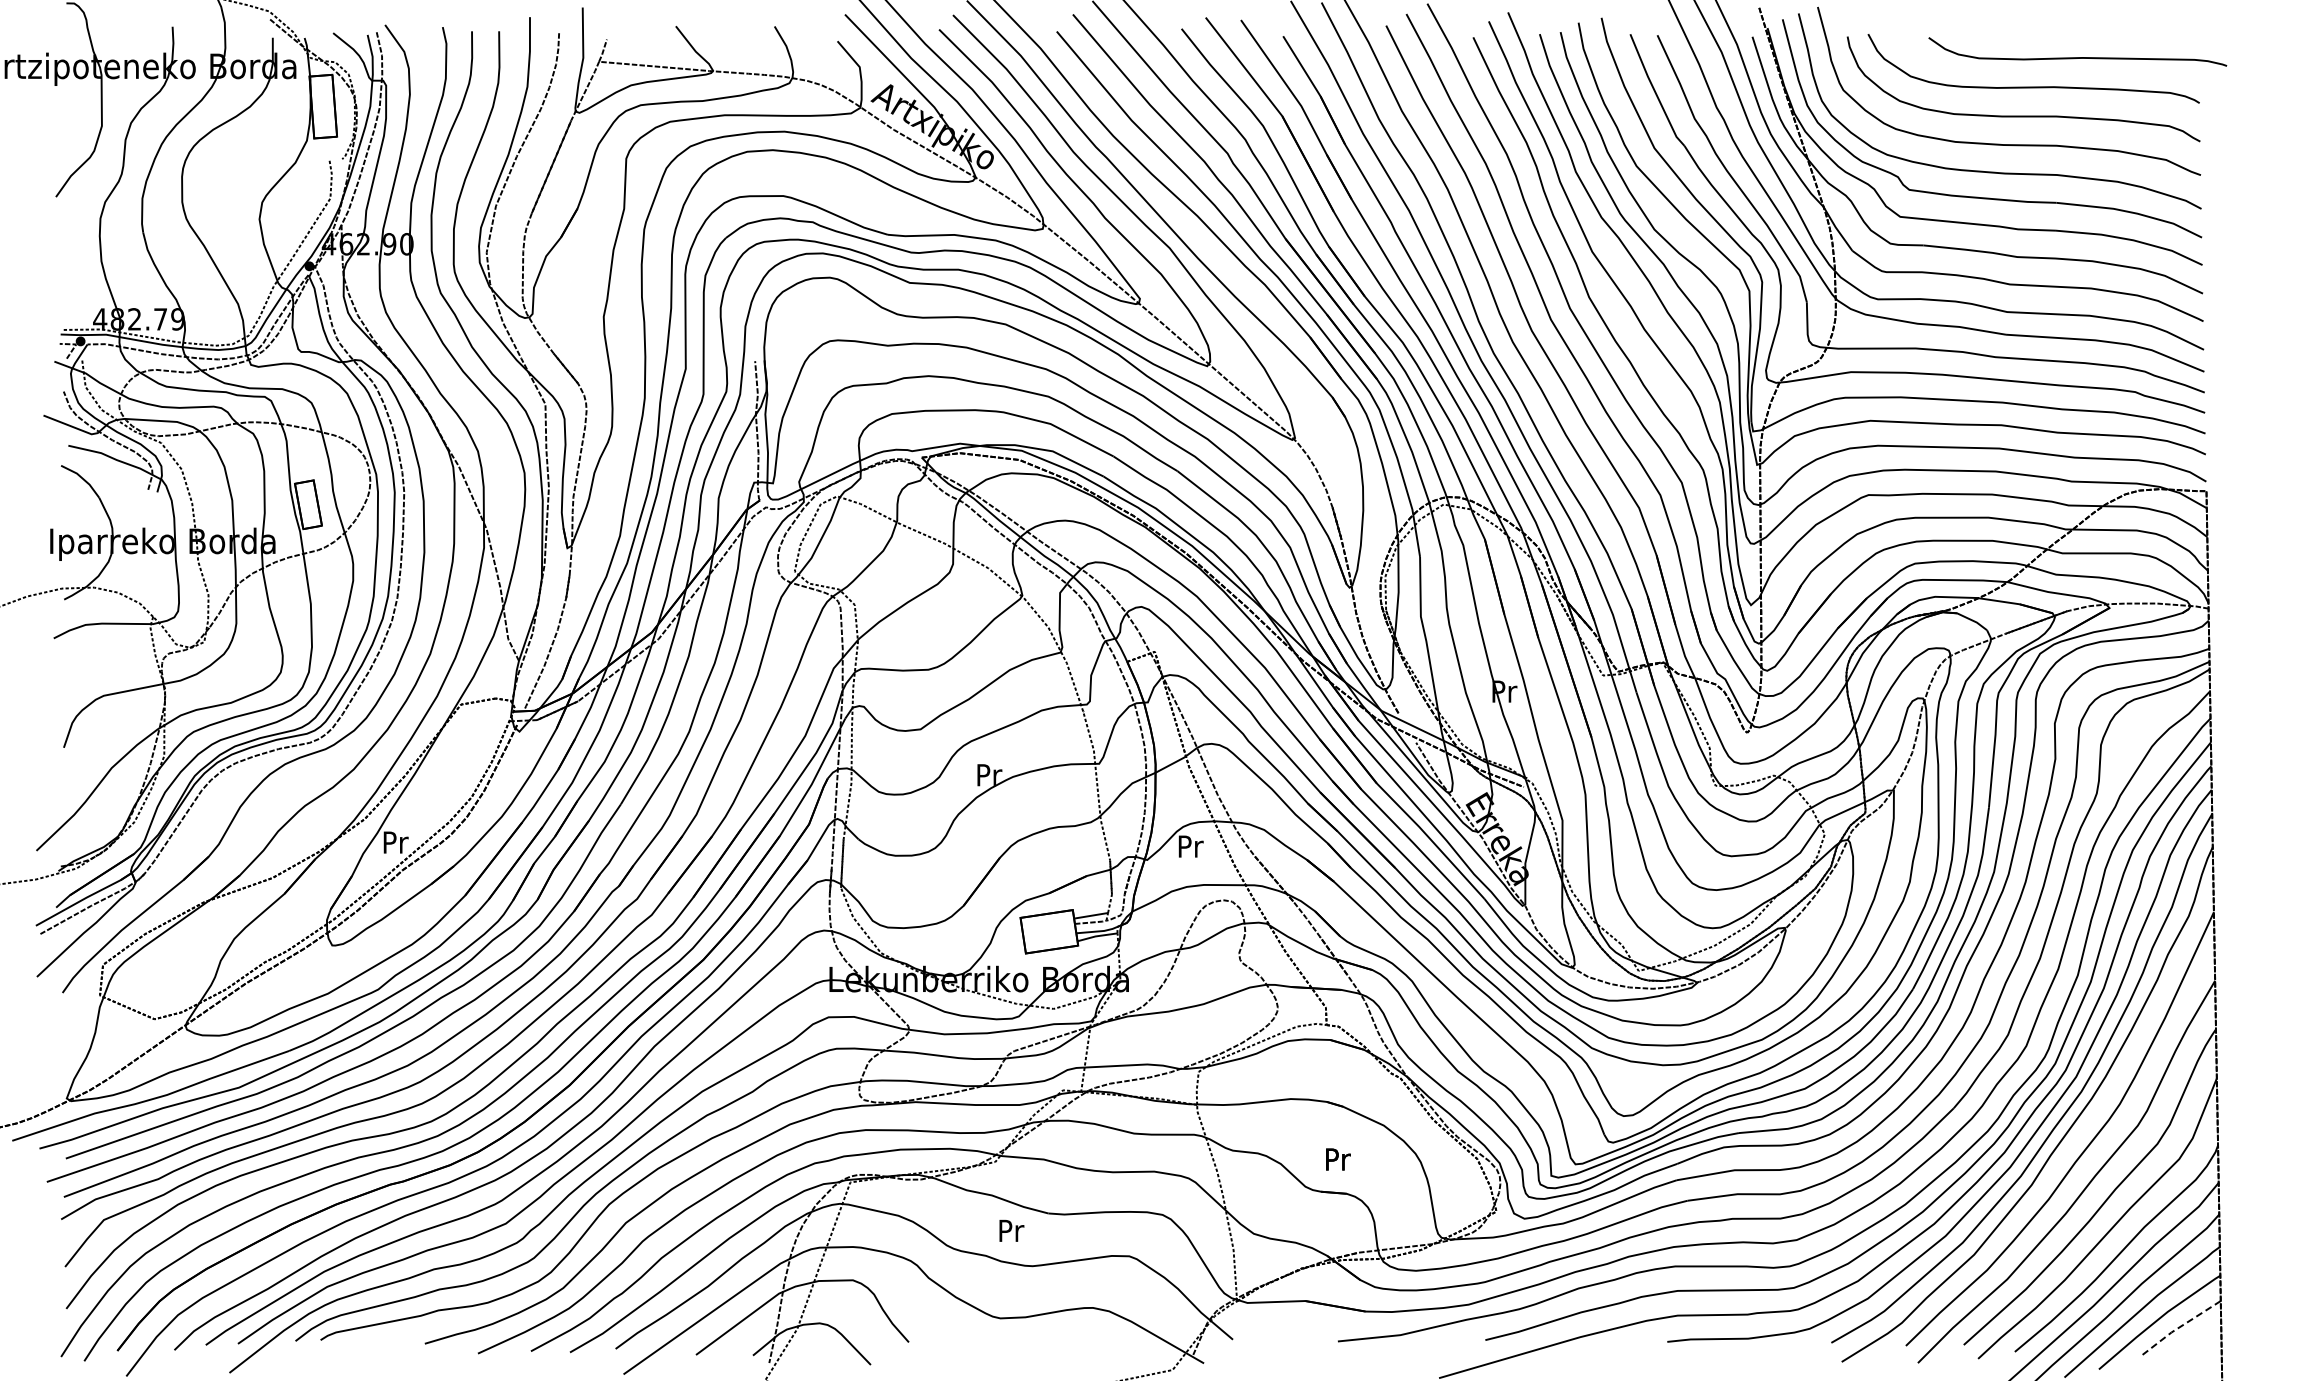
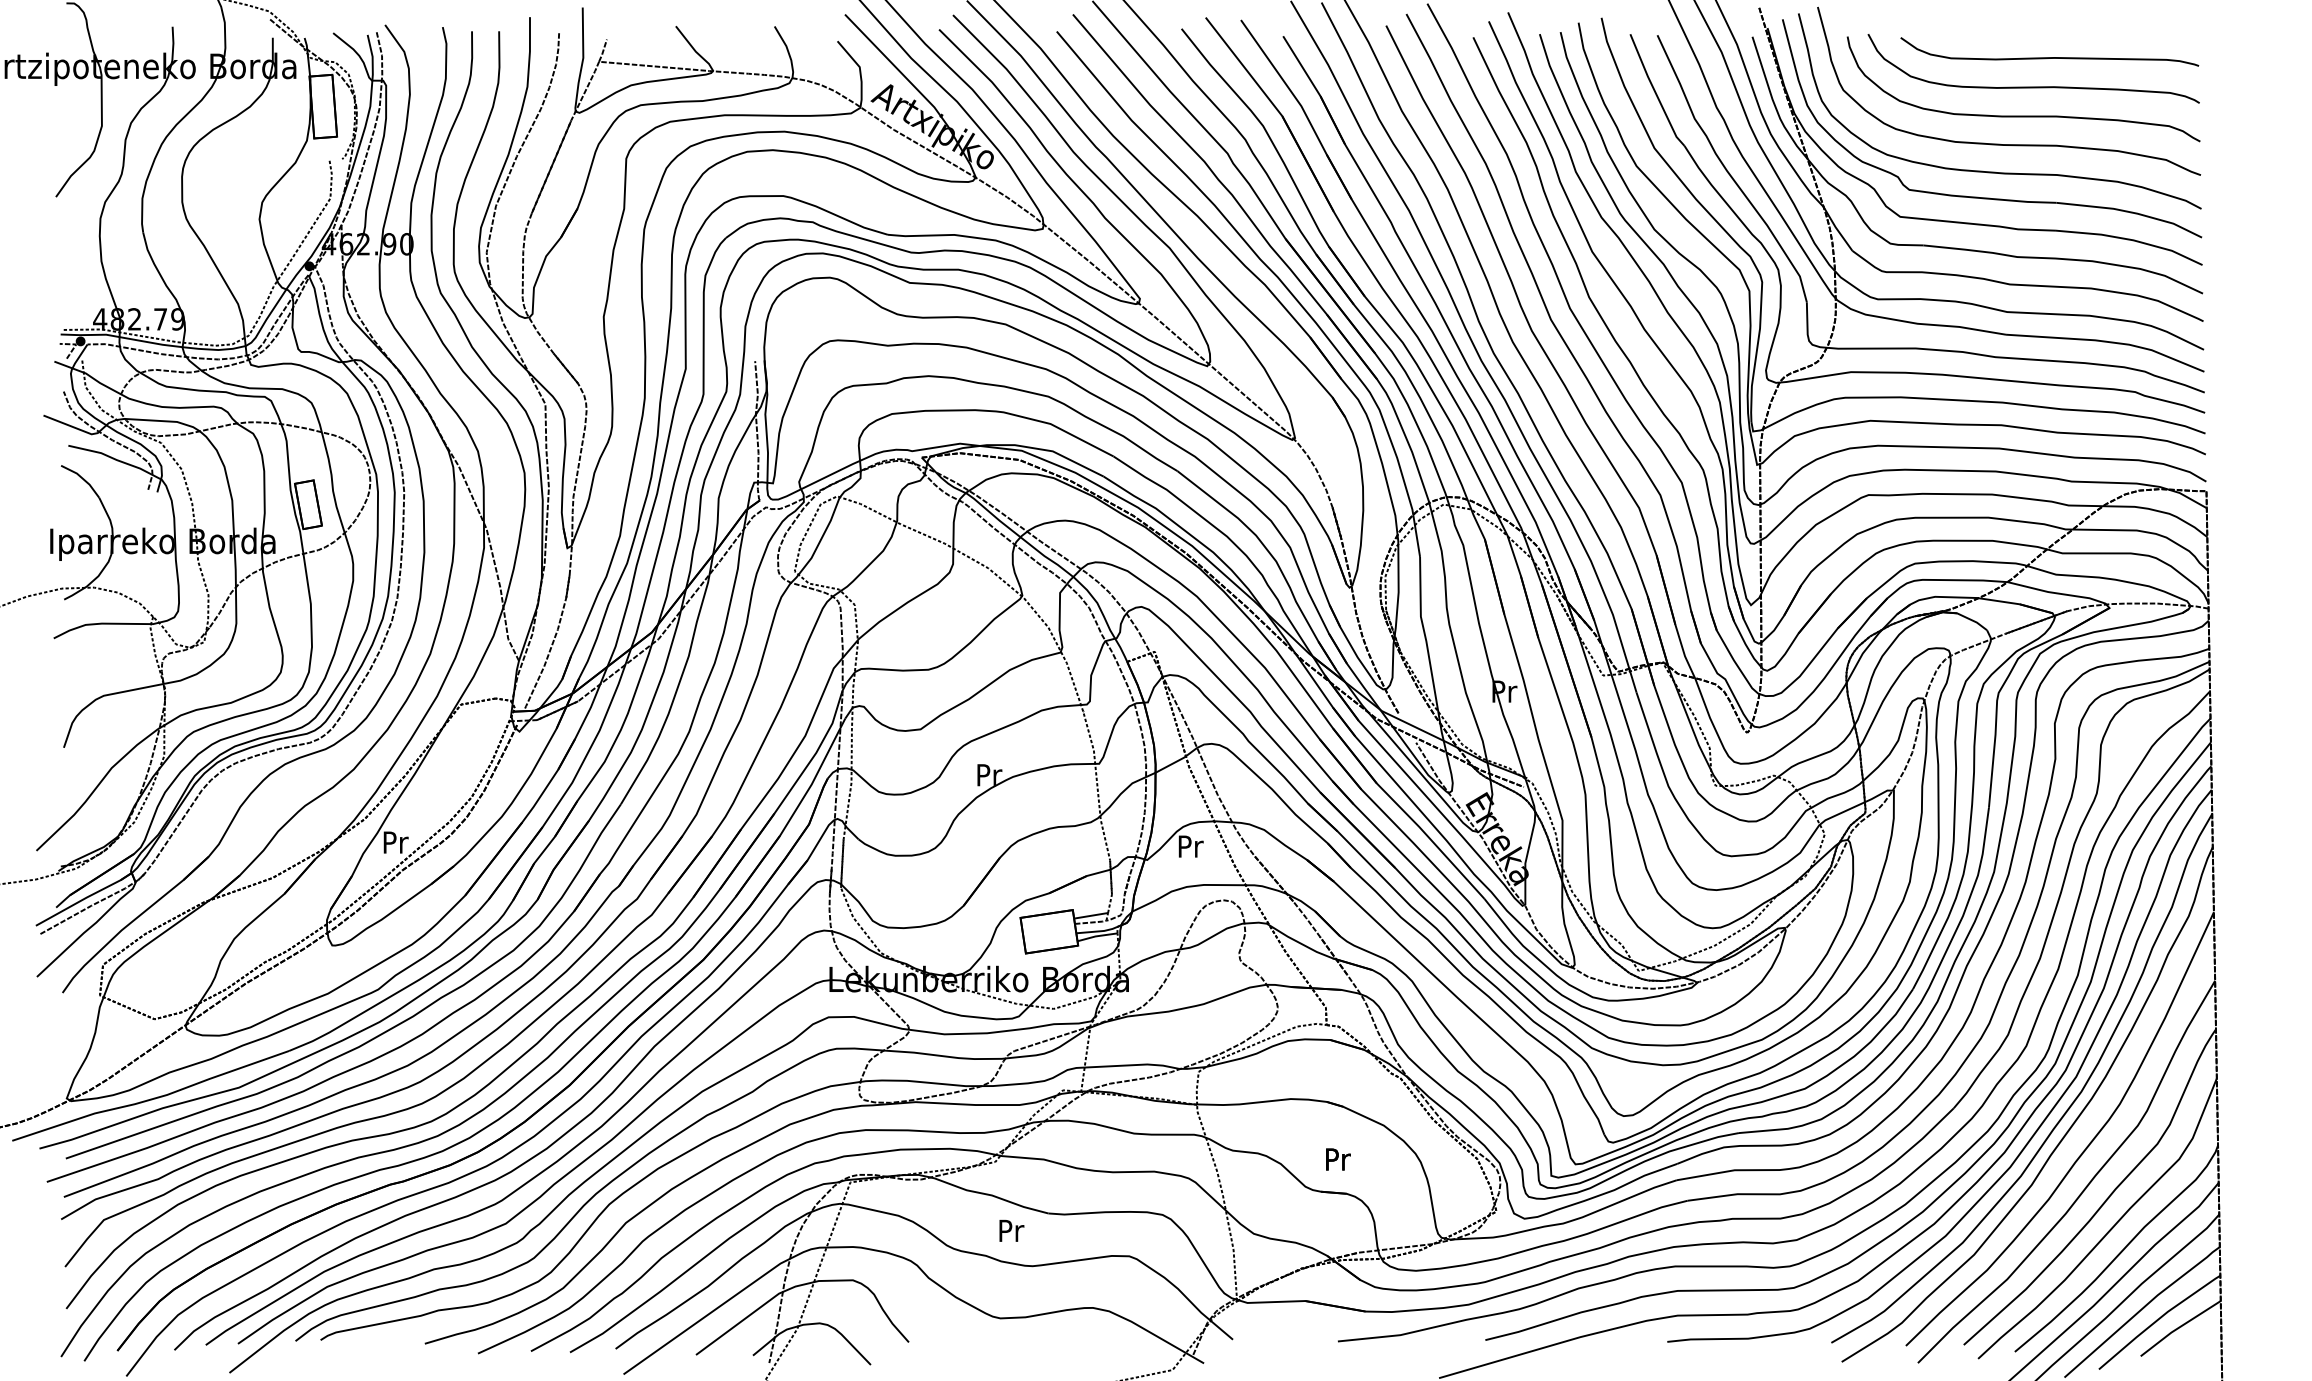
curve position: (2077, 57) -> (2049, 57) (2049, 57)
line: dashed -> solid (2178, 1327)
